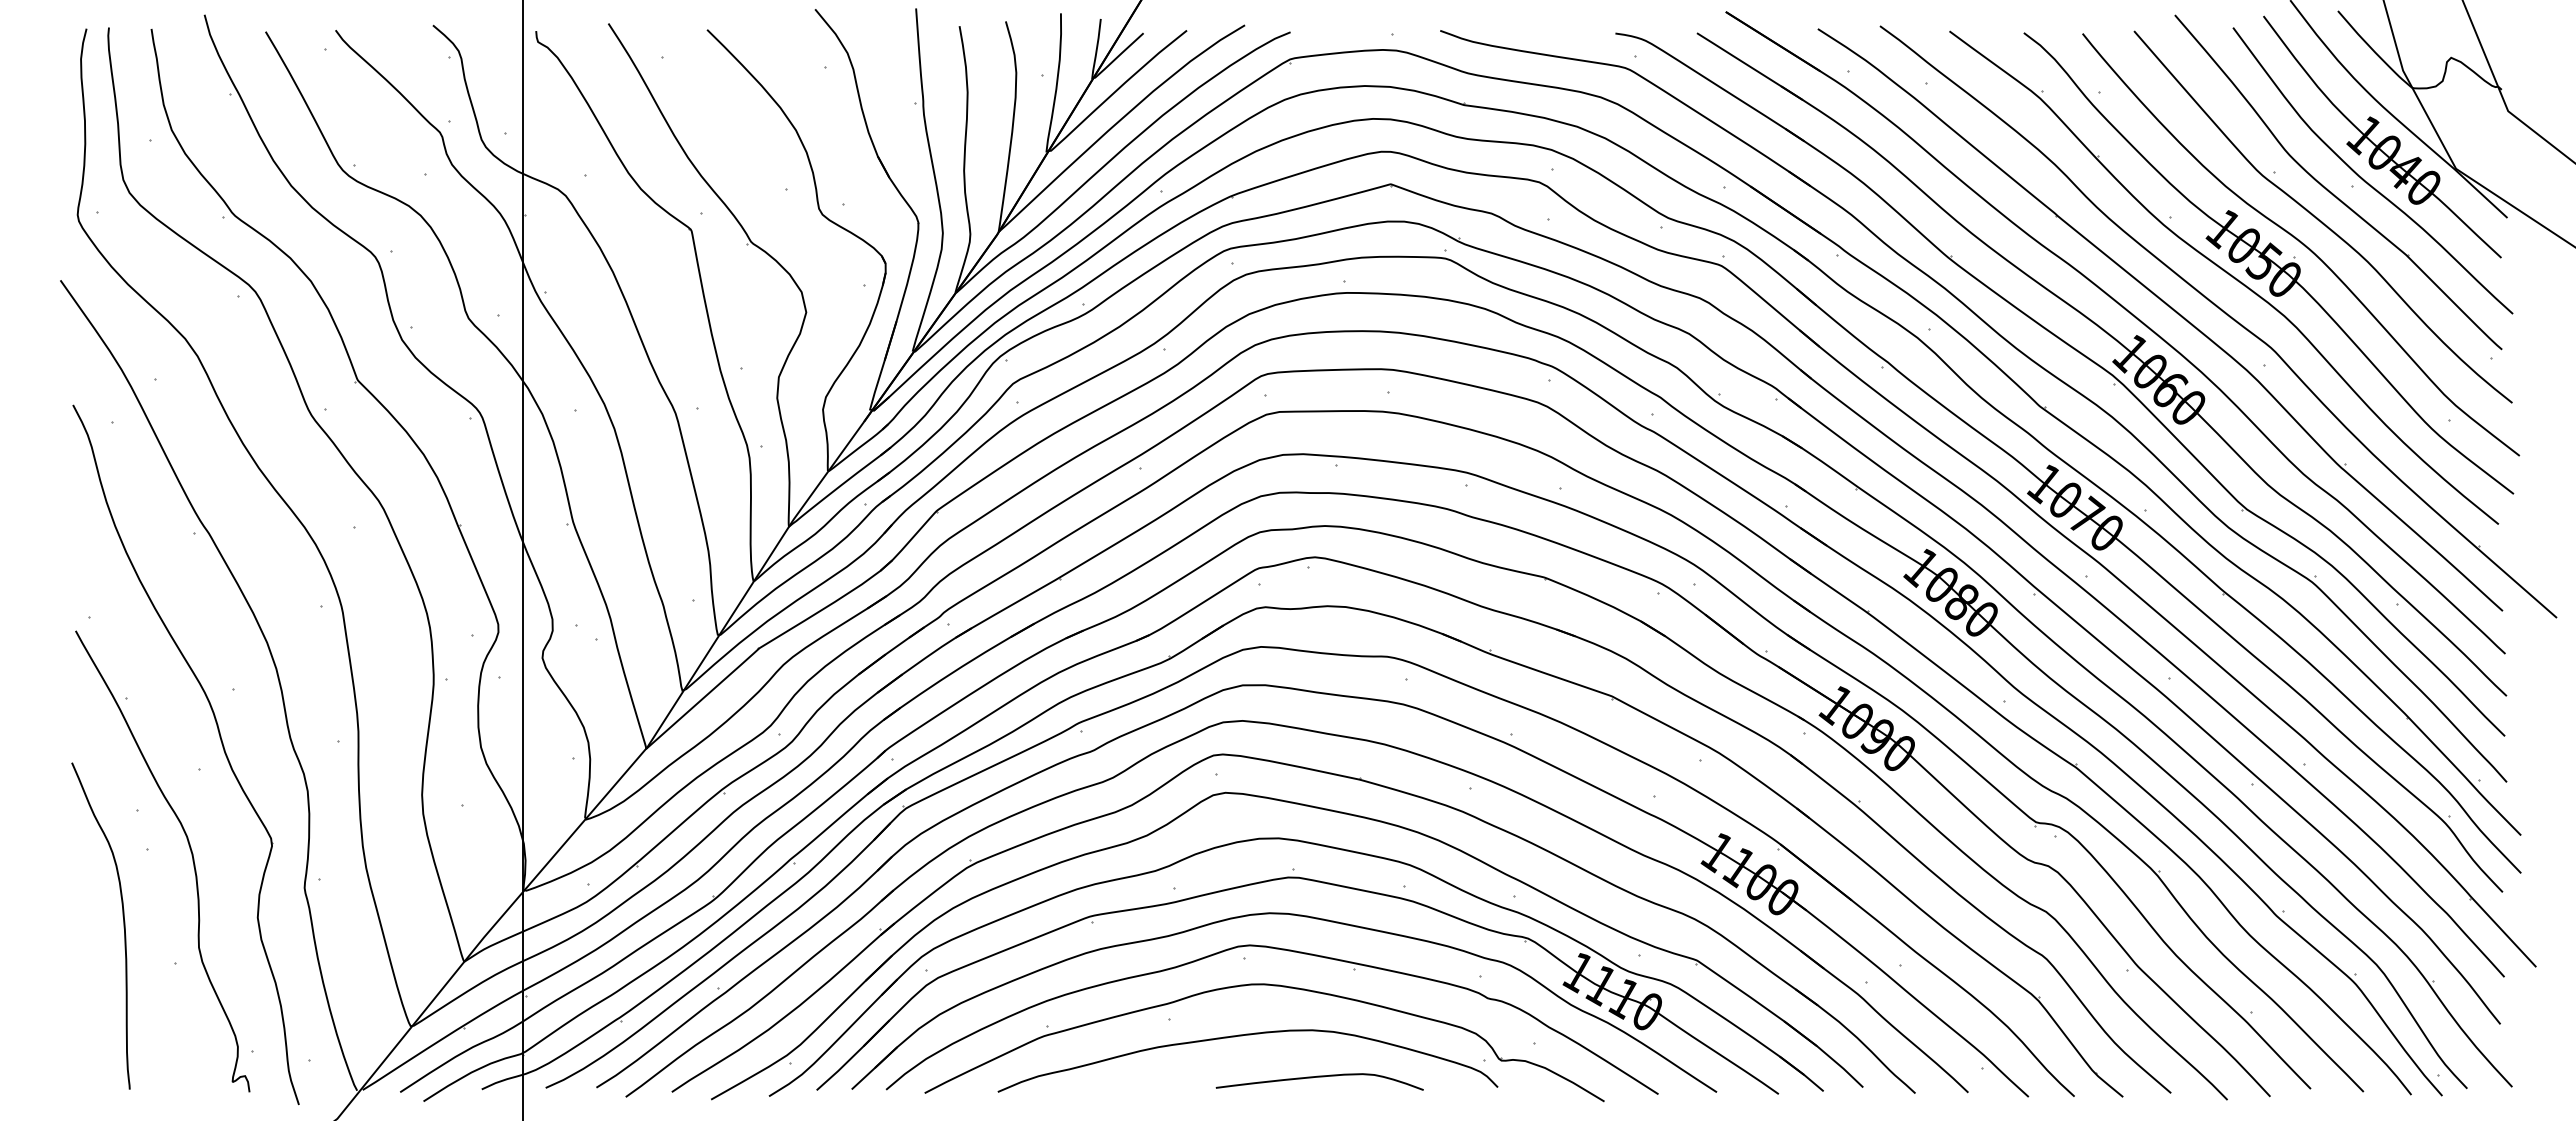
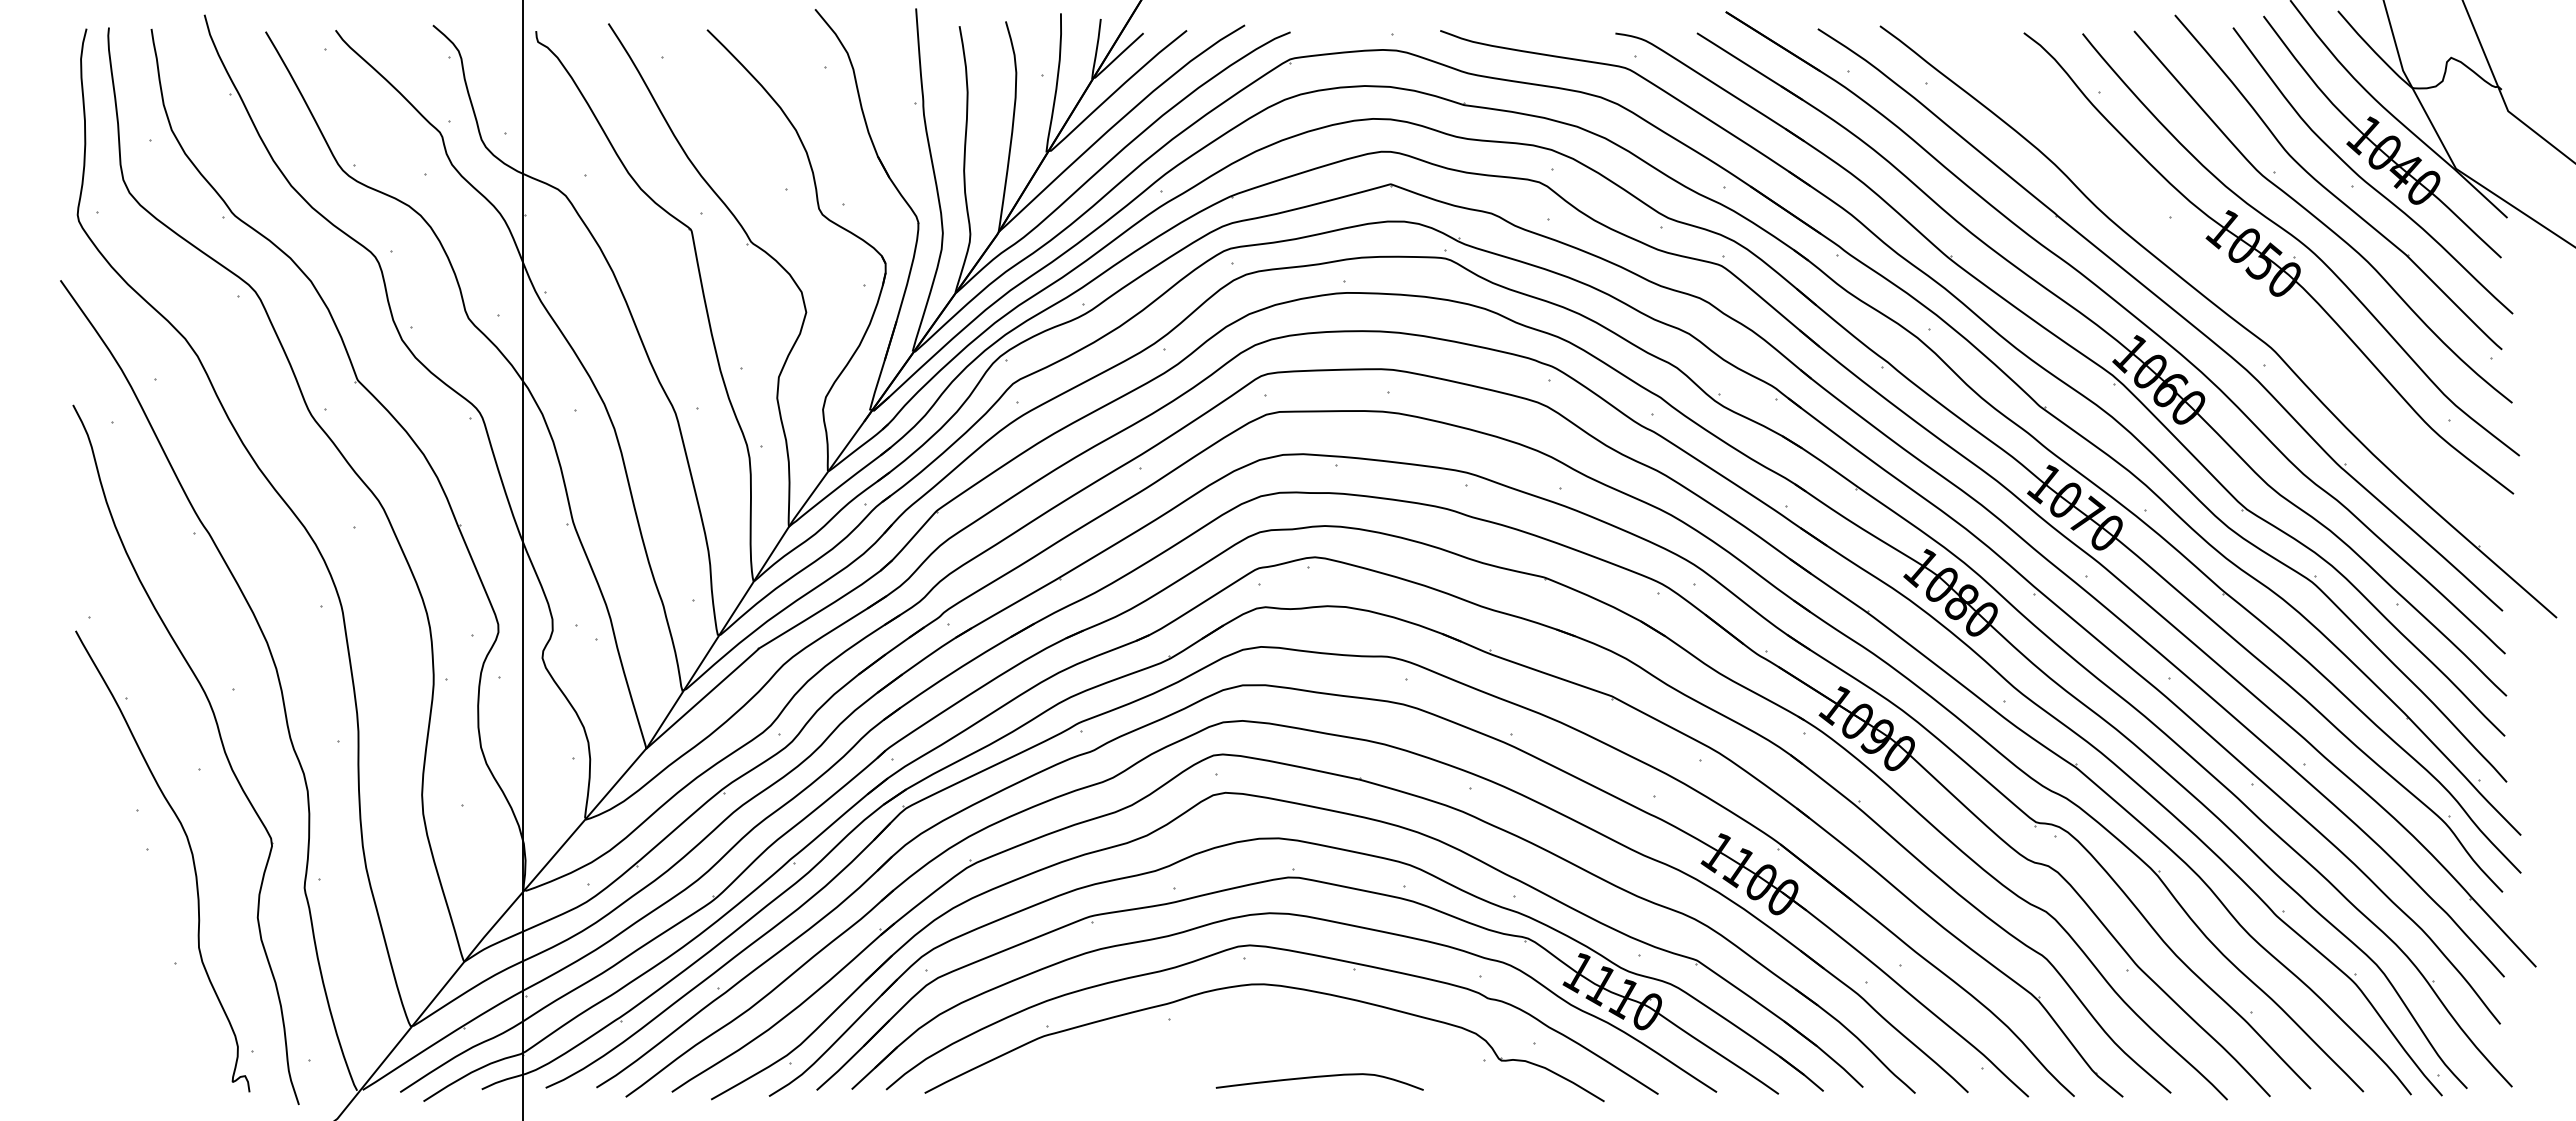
part: present -> none (2224, 277)
curve: present -> none (123, 925)
curve: present -> none (1242, 1036)
